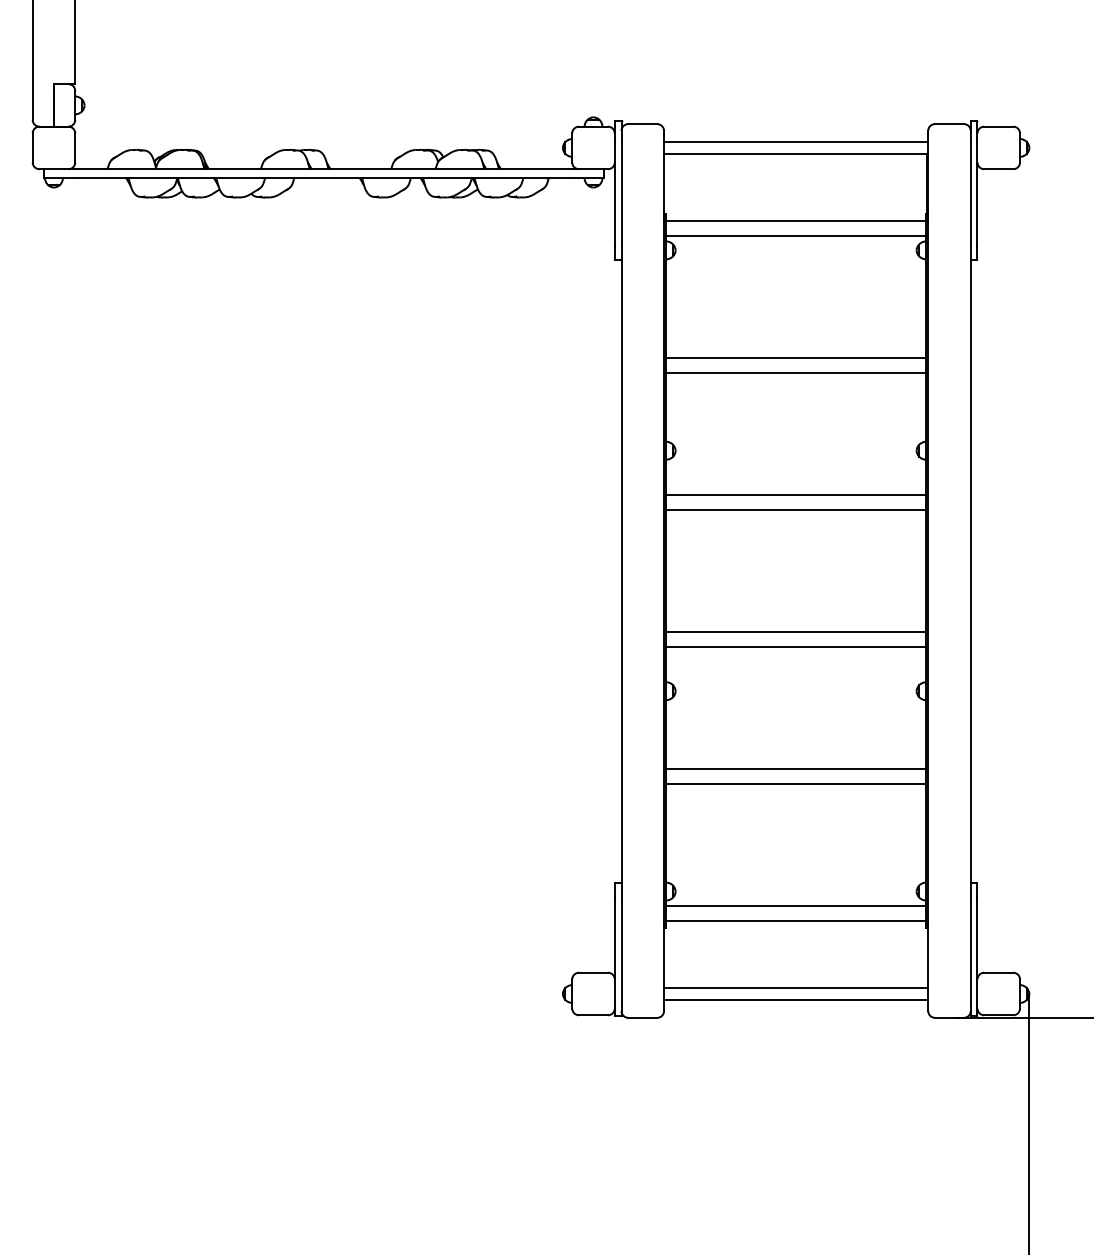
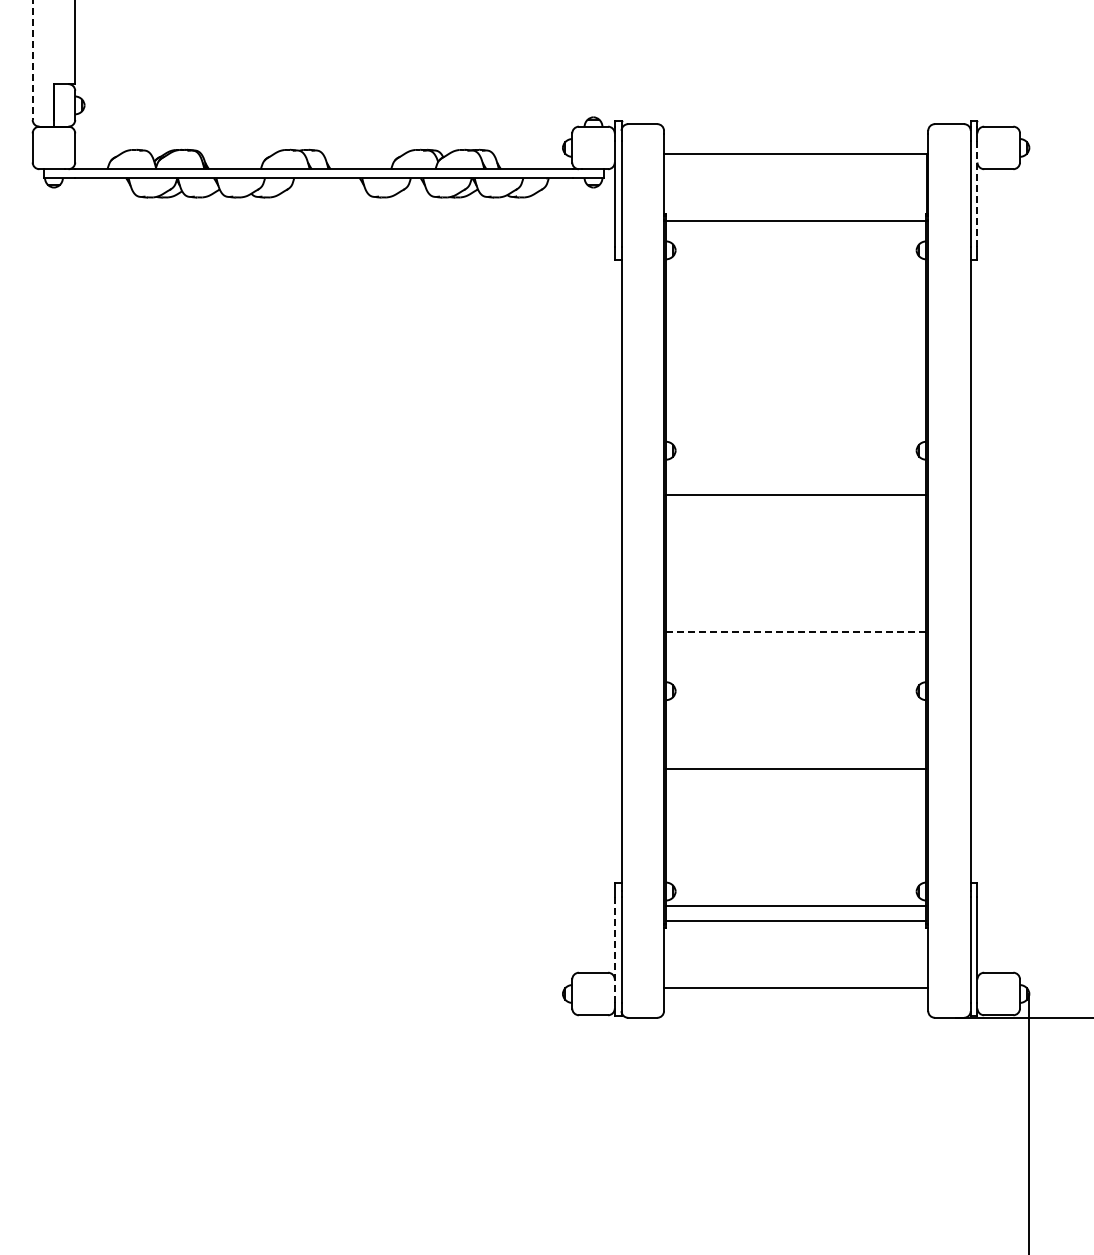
line: solid -> dashed (32, 60)
line: present -> none (796, 141)
line: solid -> dashed (977, 193)
line: present -> none (795, 235)
line: present -> none (795, 357)
line: present -> none (795, 372)
line: present -> none (795, 509)
line: solid -> dashed (796, 632)
line: present -> none (795, 647)
line: present -> none (795, 784)
line: solid -> dashed (614, 950)
line: present -> none (796, 1000)
